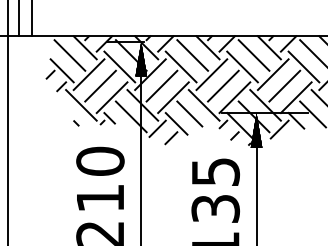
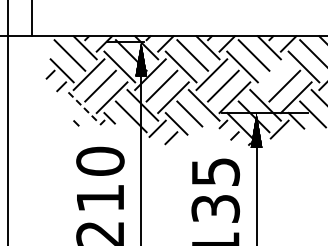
line: present -> none (18, 19)
line: present -> none (272, 74)
line: solid -> dashed (81, 105)
